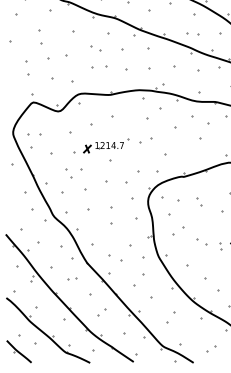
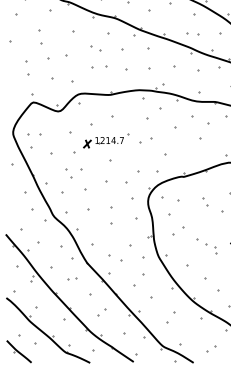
part position: (106, 145) -> (106, 140) (106, 140)
part position: (199, 201) -> (205, 201) (205, 201)
part position: (220, 246) -> (215, 250) (215, 250)
